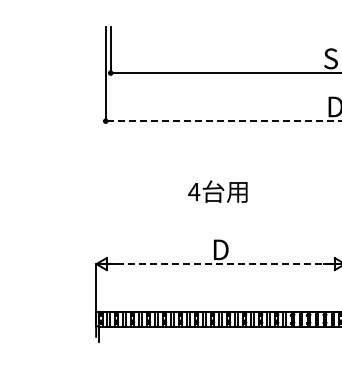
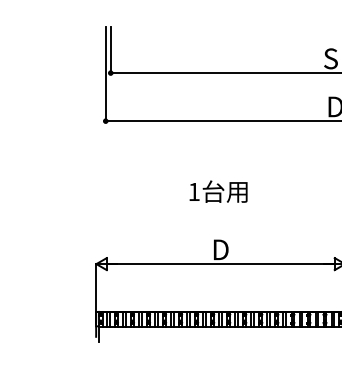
line: dashed -> solid (223, 121)
text: 4 -> 1 (194, 191)
line: dashed -> solid (220, 264)
